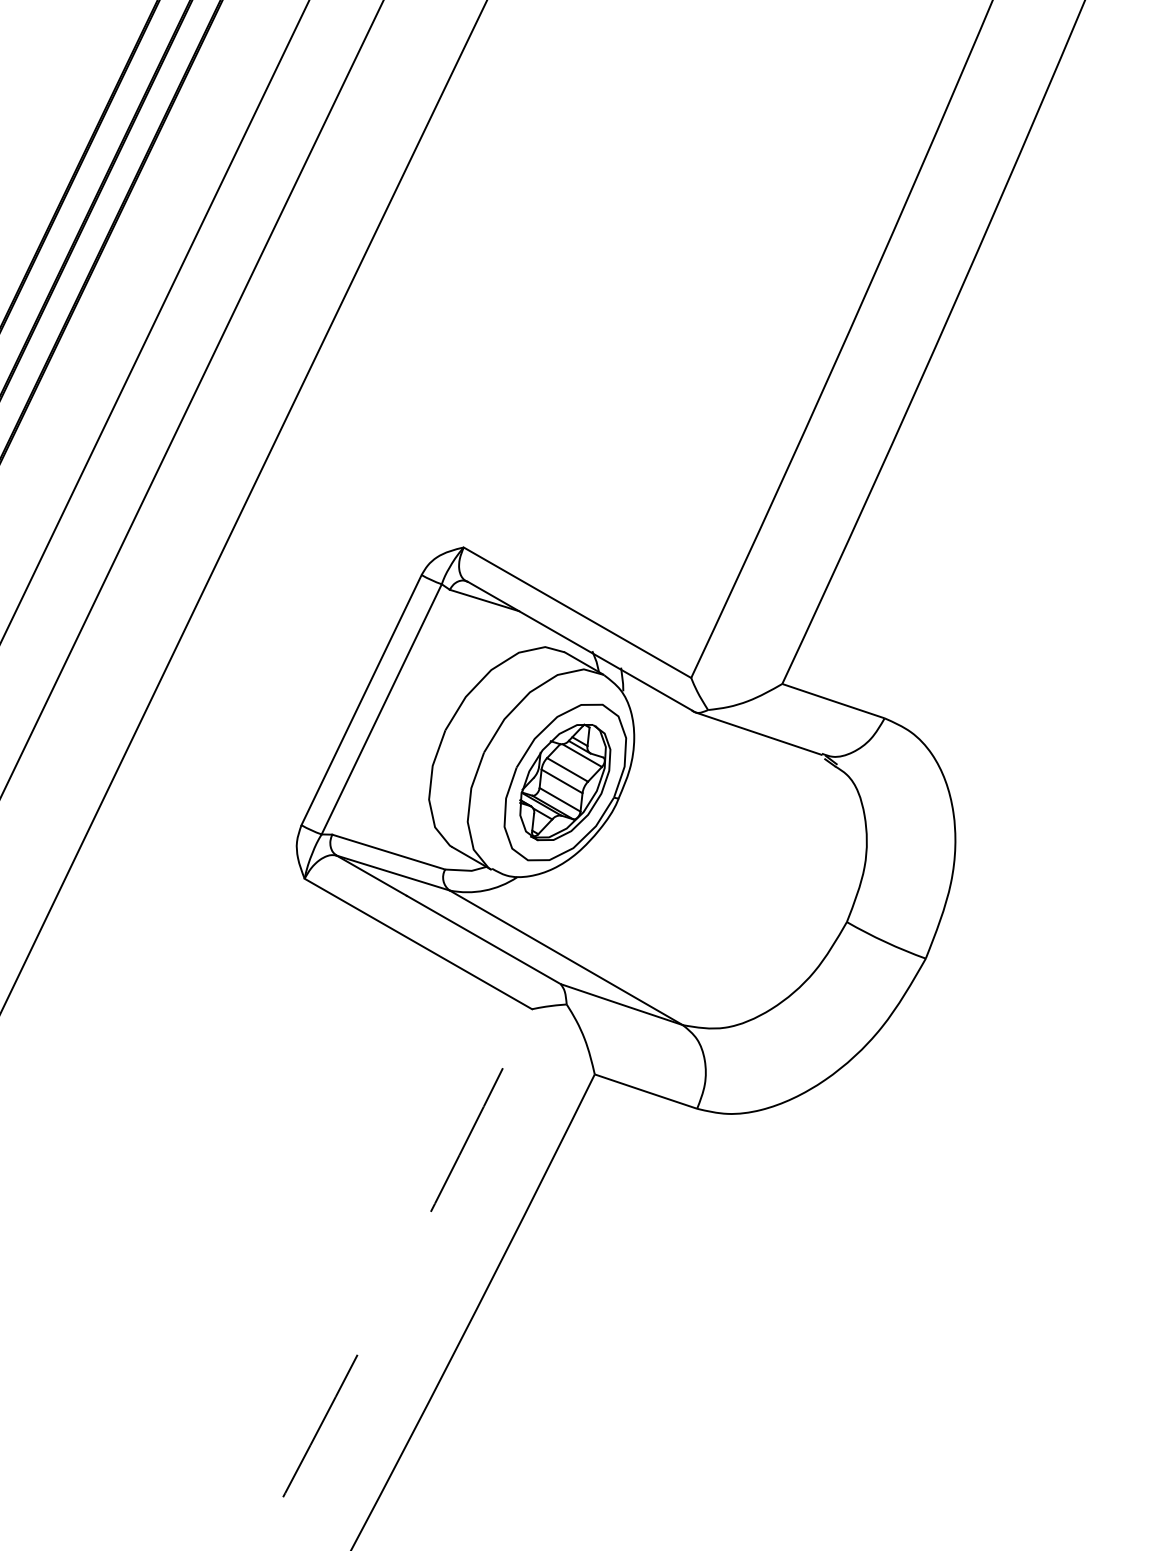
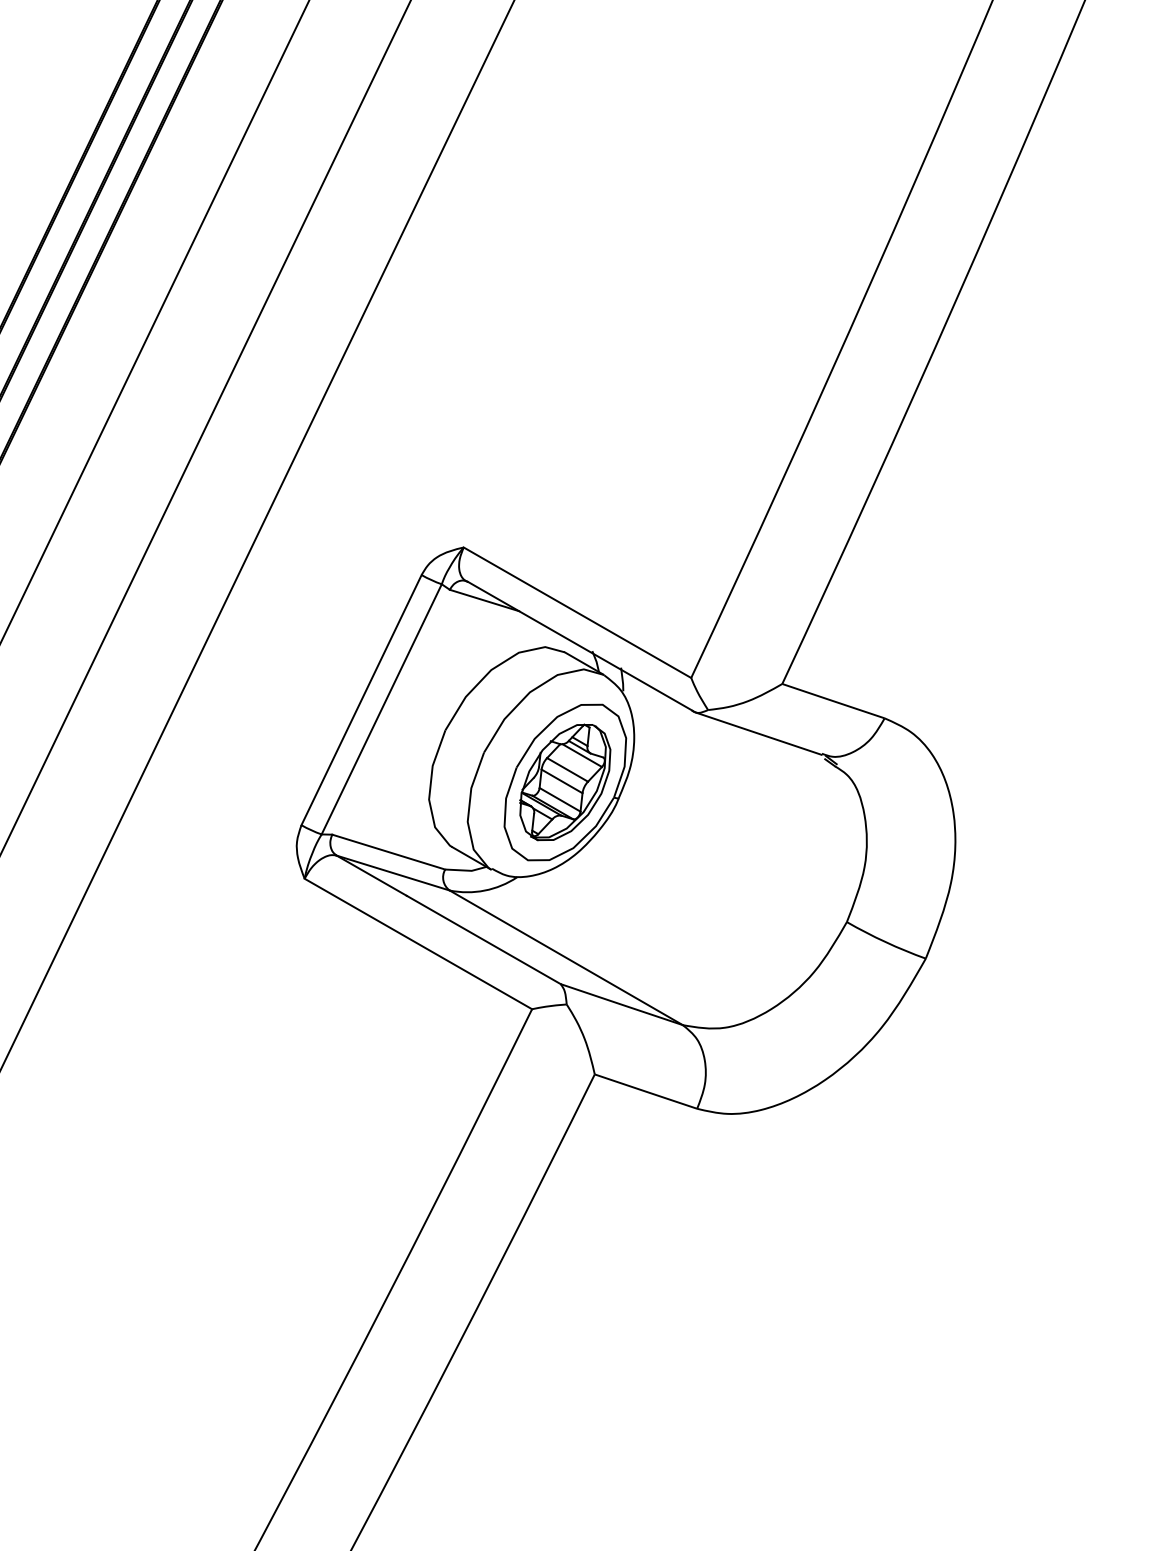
line position: (192, 398) -> (206, 426) (206, 426)
line position: (244, 506) -> (257, 534) (257, 534)
arc: dashed -> solid (395, 1280)
